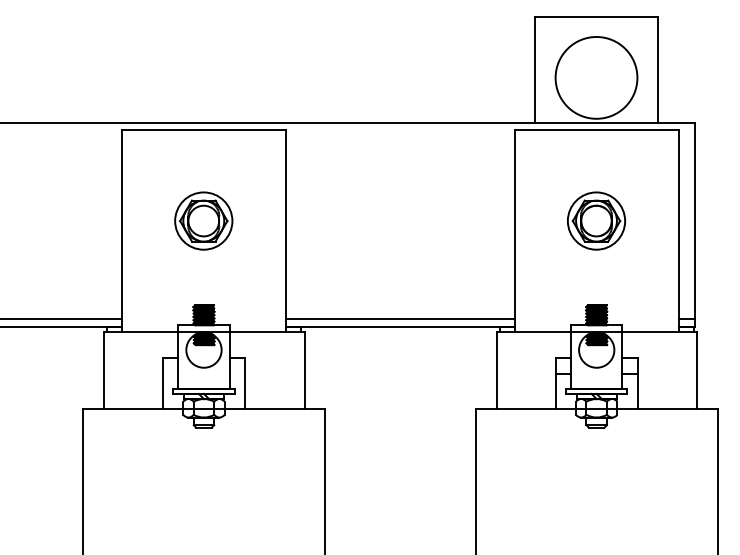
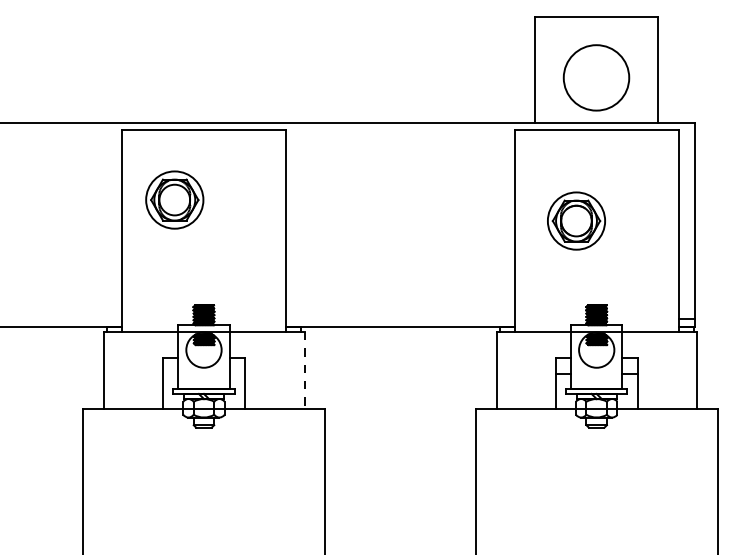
circle diameter: 82 px -> 65 px (596, 77)
part position: (203, 220) -> (174, 199) (174, 199)
part position: (596, 220) -> (576, 220) (576, 220)
line: present -> none (62, 319)
line: present -> none (399, 319)
line: solid -> dashed (304, 370)
